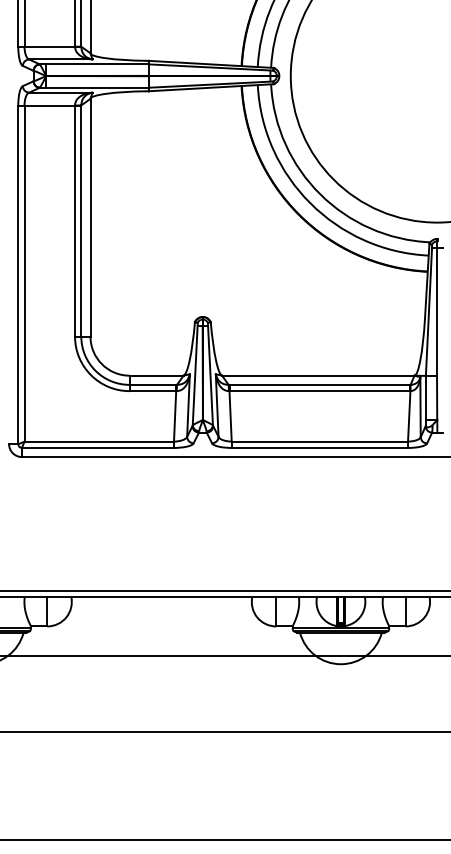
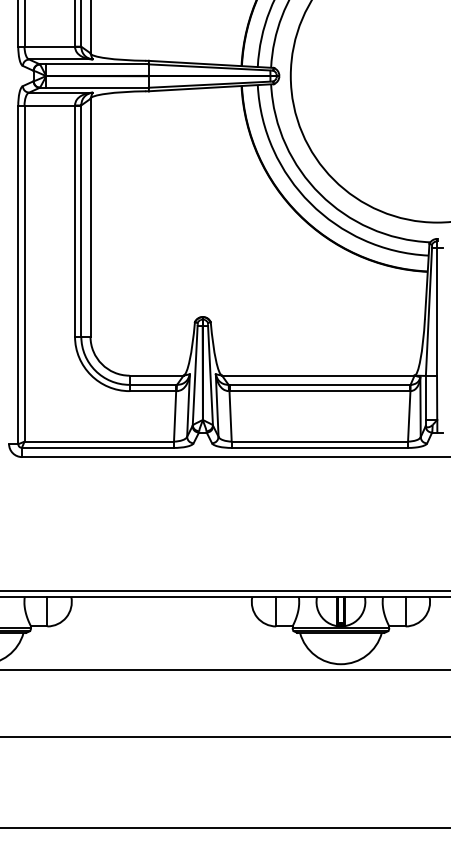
line position: (224, 656) -> (224, 670) (224, 670)
line position: (224, 732) -> (224, 737) (224, 737)
line position: (224, 840) -> (224, 828) (224, 828)
